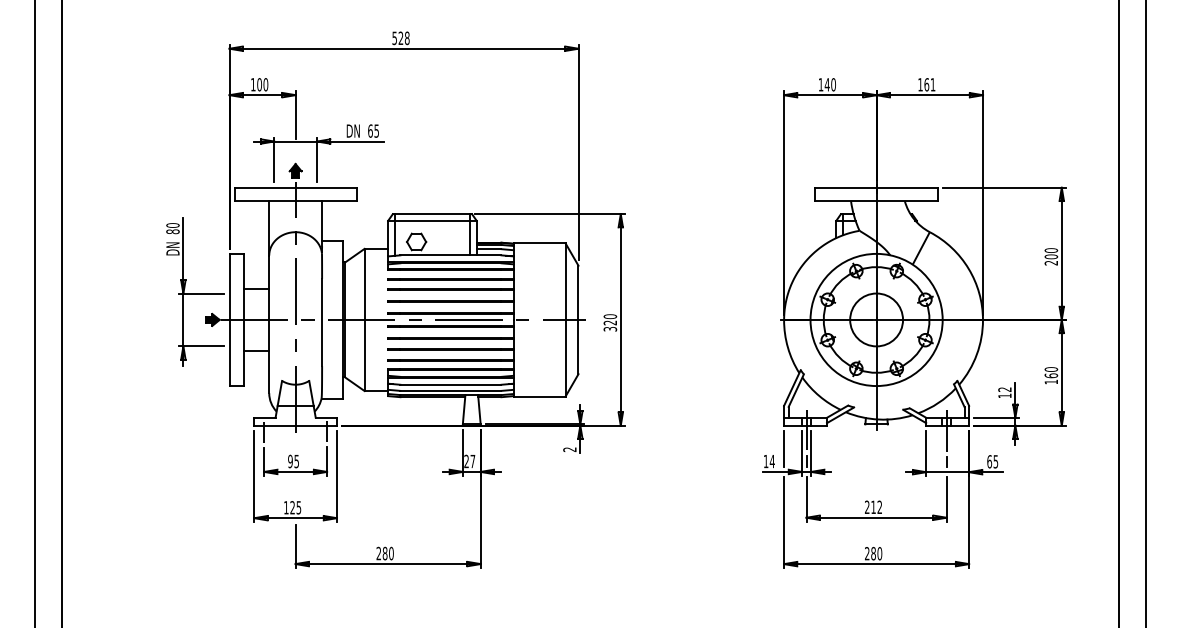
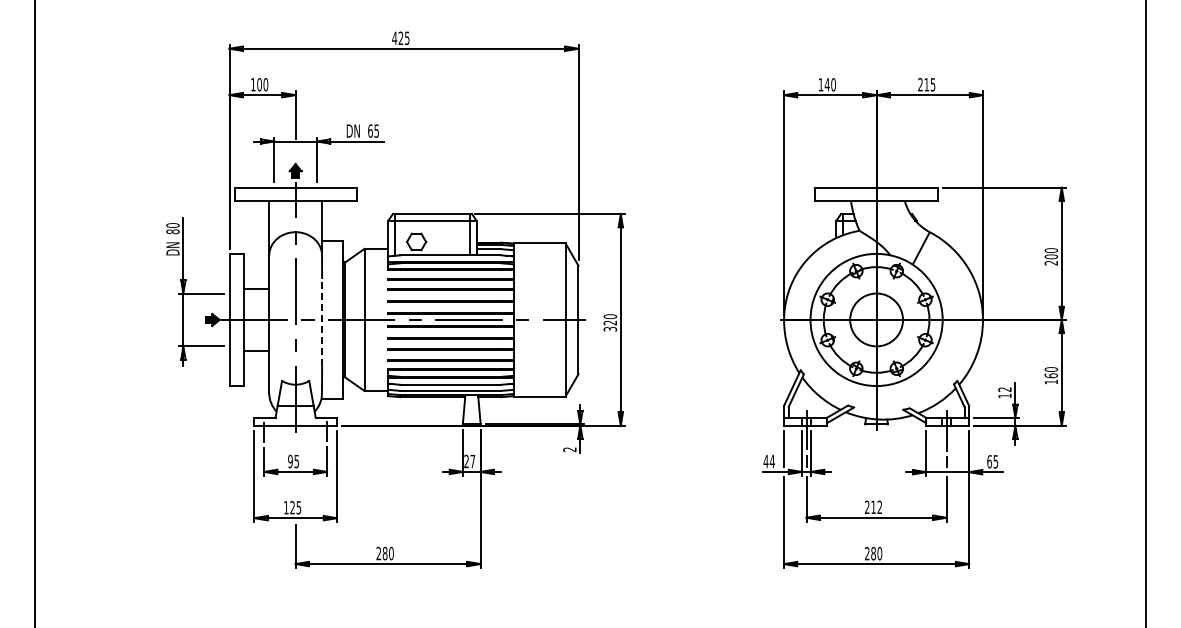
text: 528 -> 425 (400, 38)
text: 161 -> 215 (926, 84)
line: present -> none (61, 313)
line: present -> none (1119, 313)
line: solid -> dashed (322, 322)
text: 14 -> 44 (765, 461)
